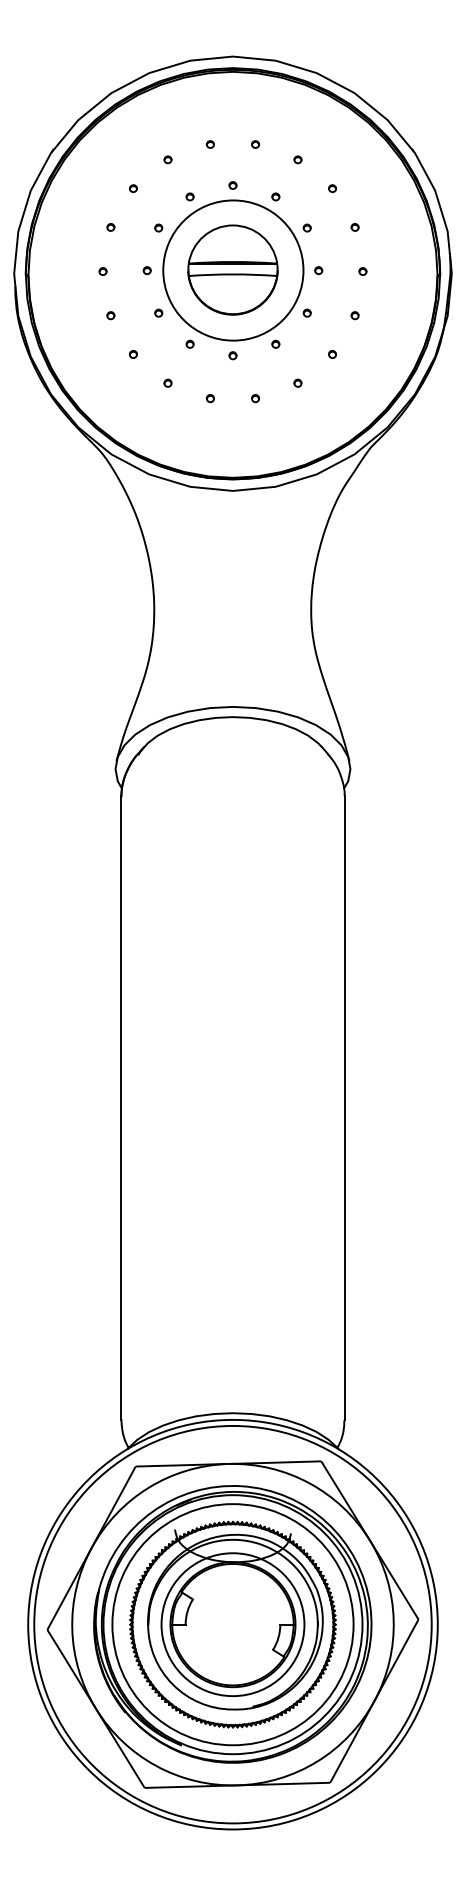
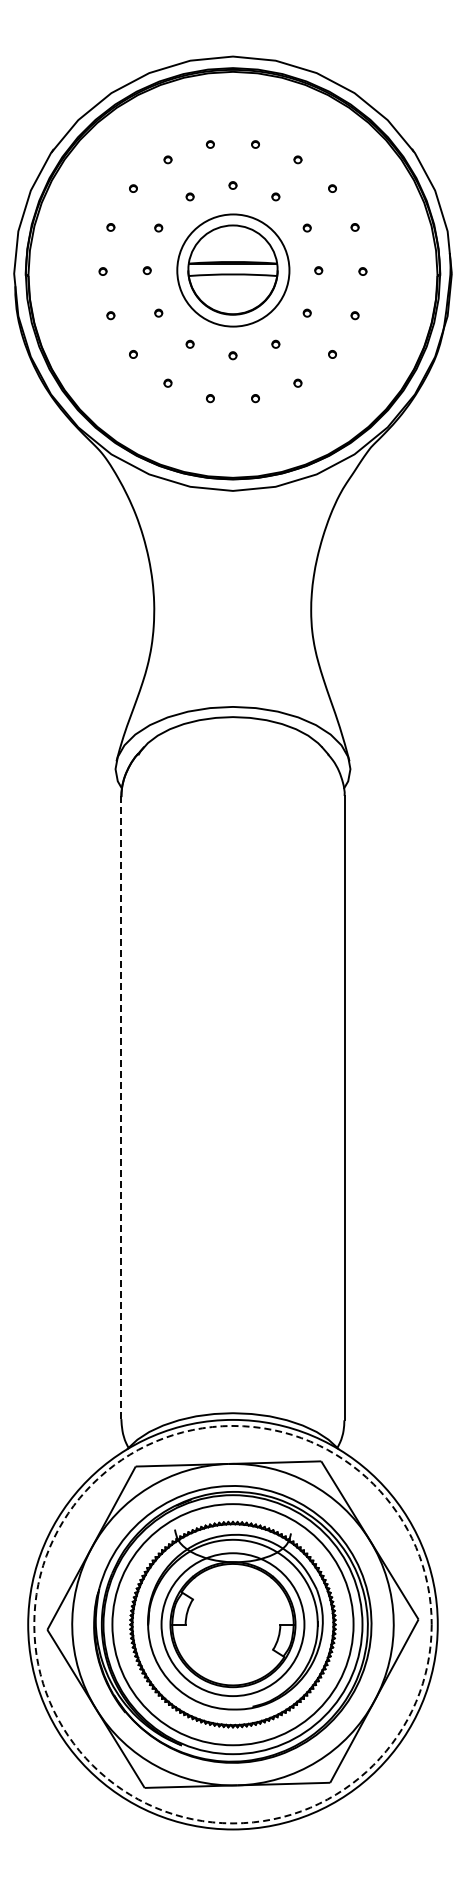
circle diameter: 140 px -> 112 px (233, 270)
line: solid -> dashed (121, 1108)
circle: solid -> dashed (232, 1624)
